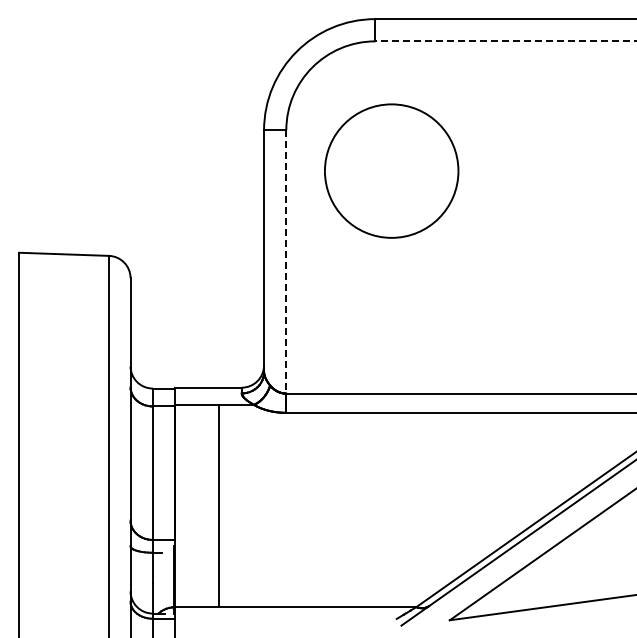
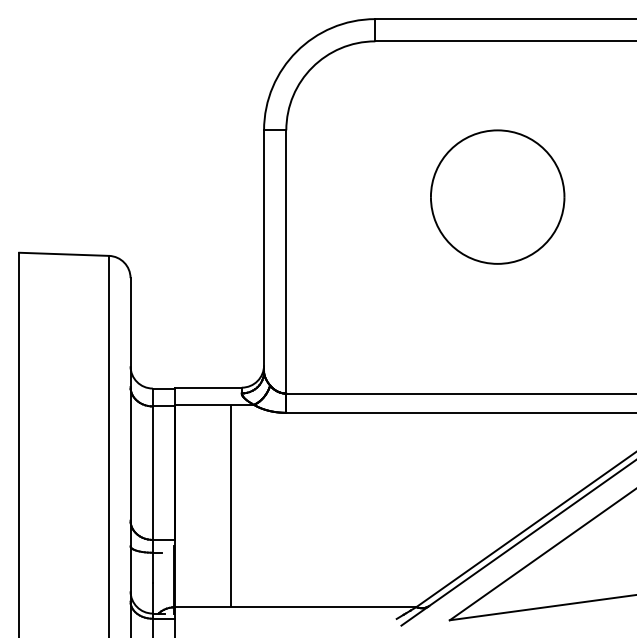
line: dashed -> solid (505, 41)
part position: (391, 170) -> (497, 196) (497, 196)
line: dashed -> solid (286, 261)
line position: (218, 505) -> (230, 505) (230, 505)
